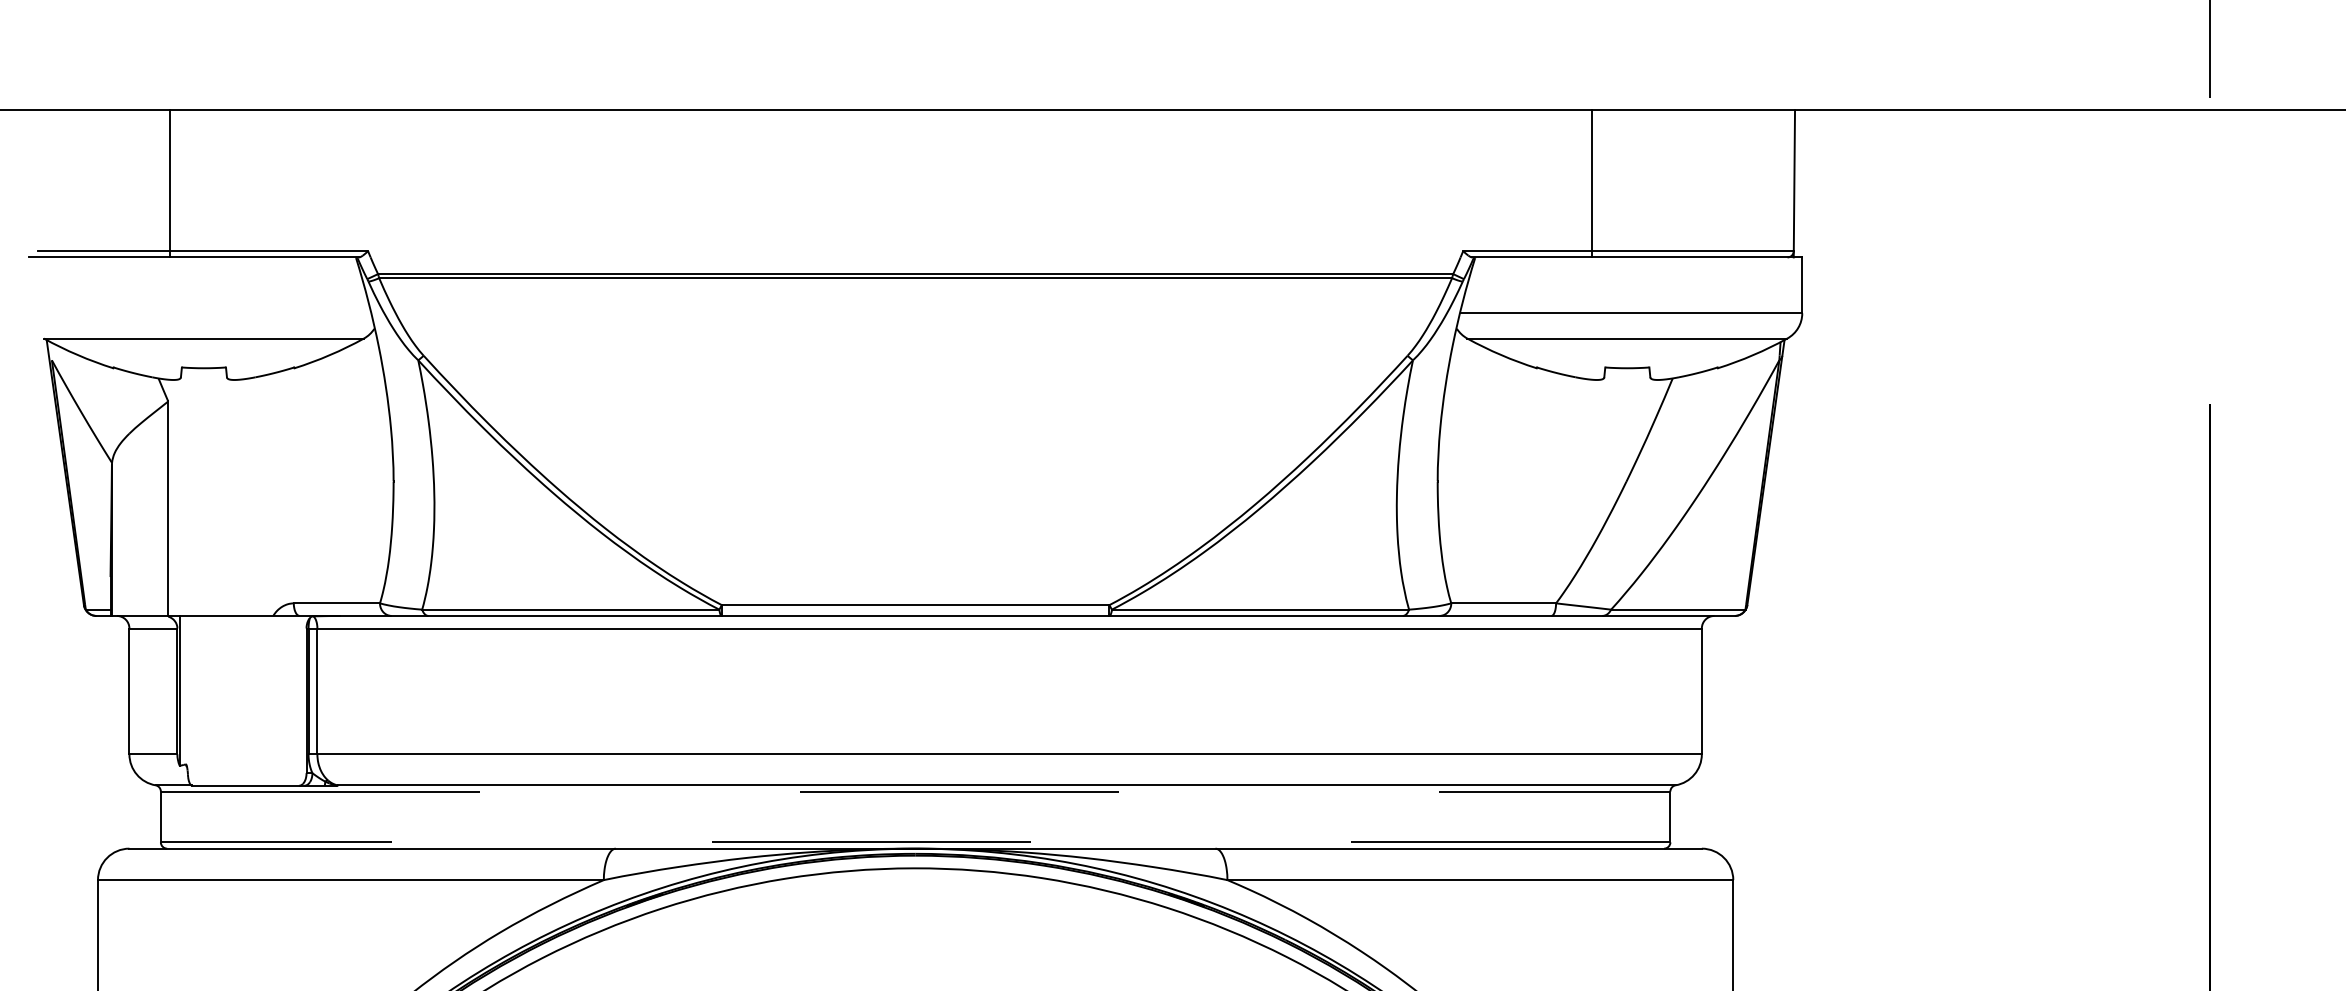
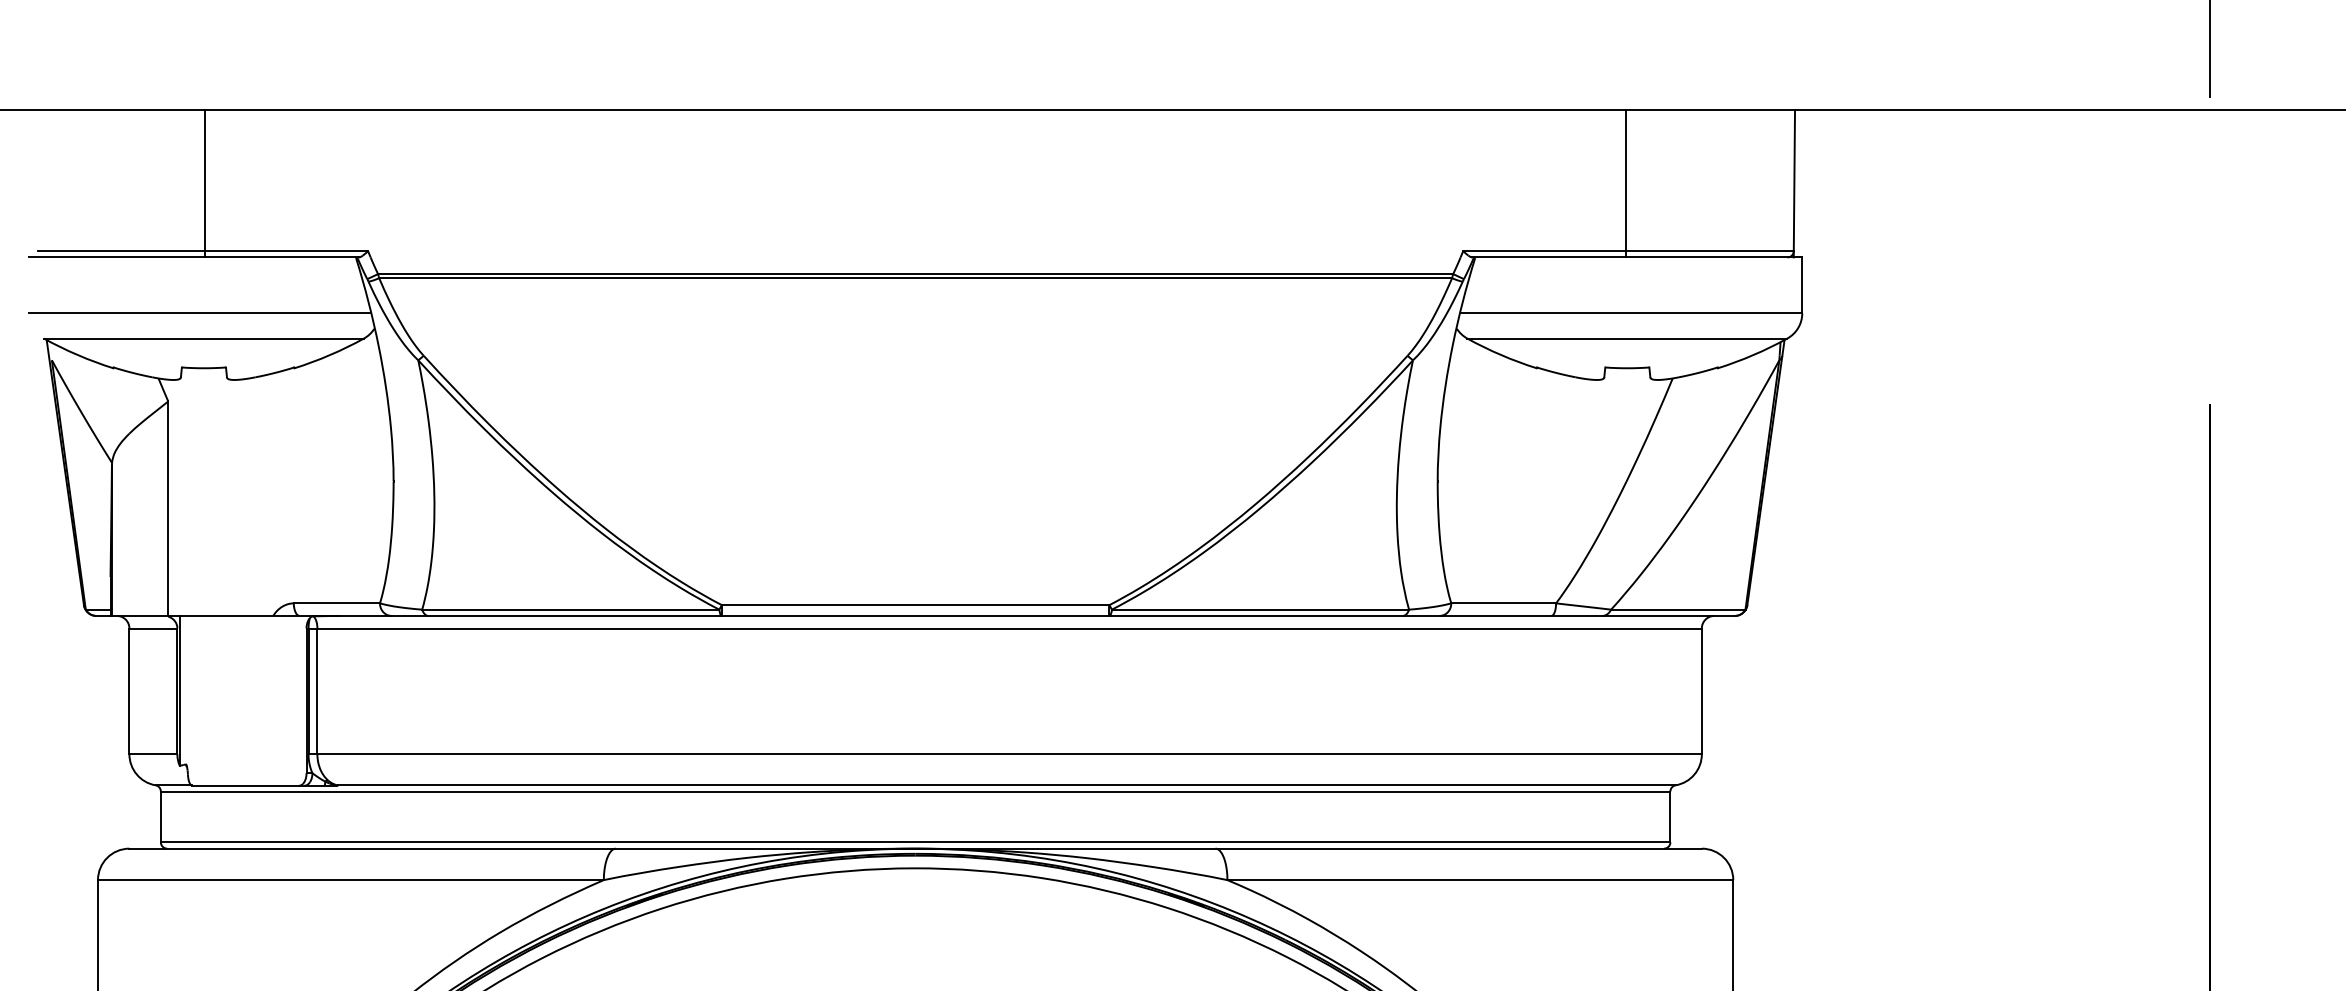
line position: (169, 183) -> (204, 183) (204, 183)
line position: (1592, 183) -> (1626, 183) (1626, 183)
line: none -> present (199, 313)
line: dashed -> solid (915, 791)
line: dashed -> solid (915, 842)
